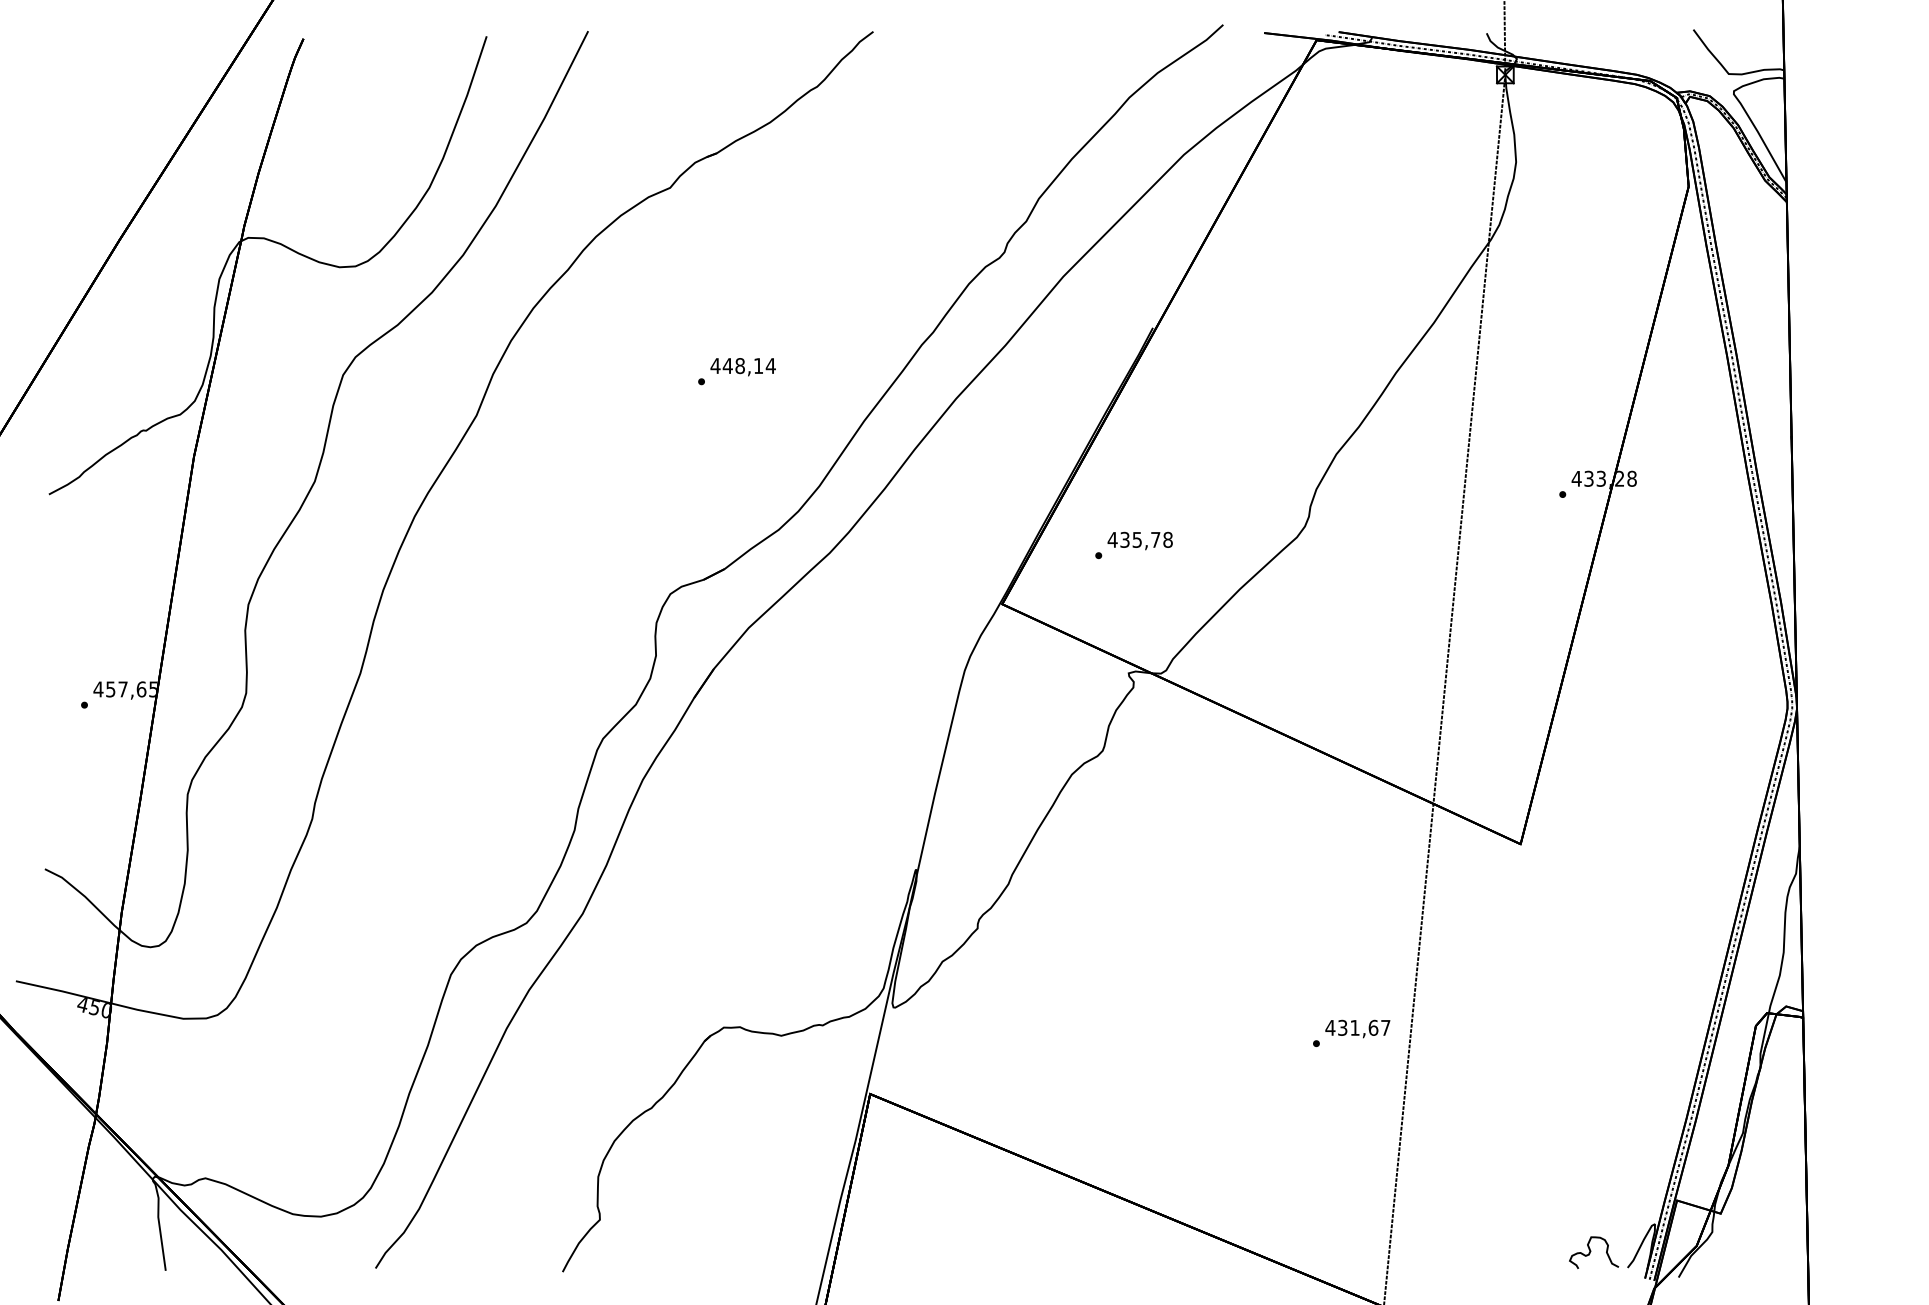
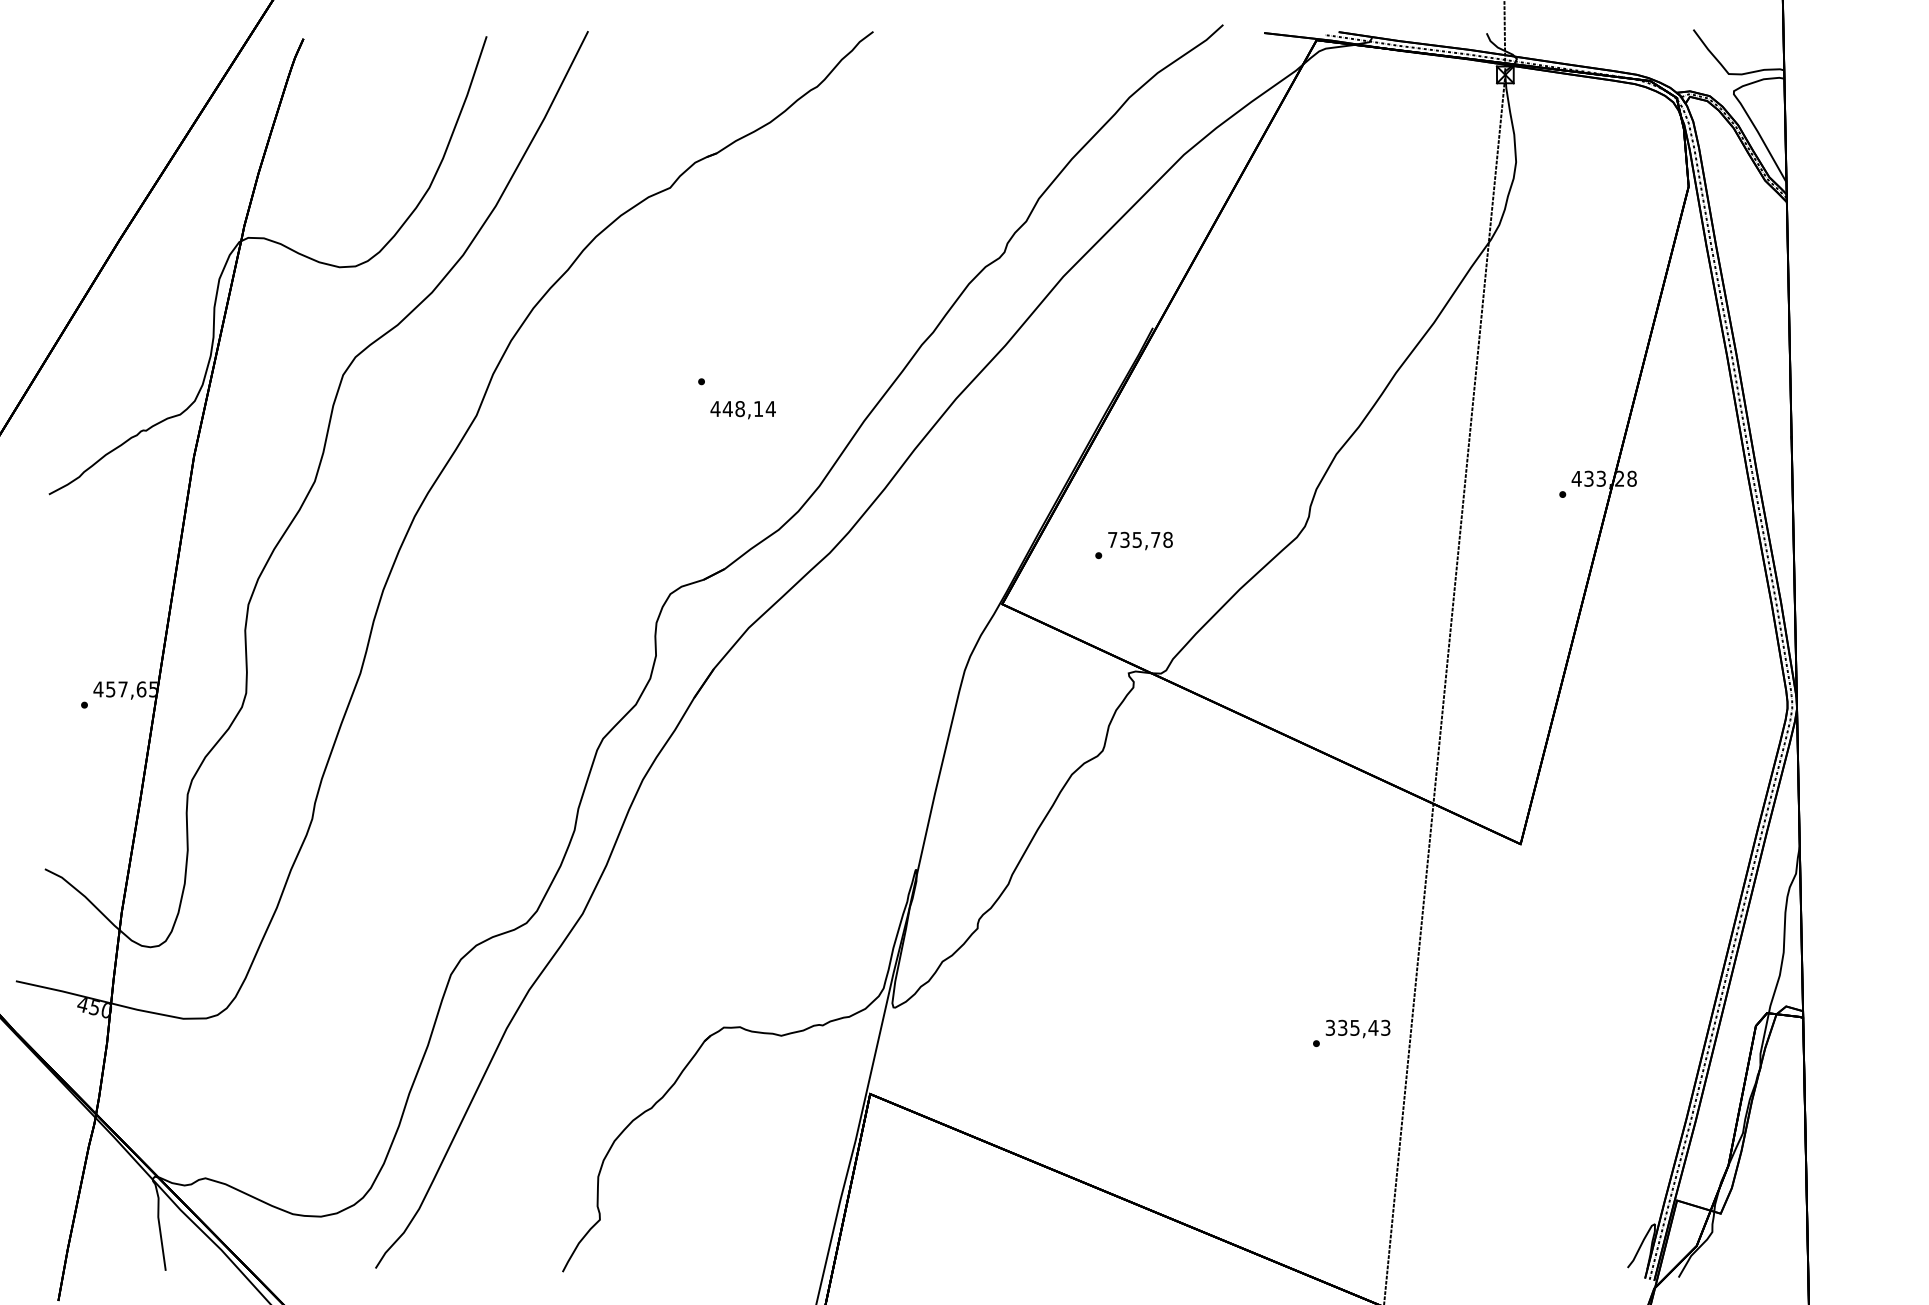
text position: (742, 367) -> (742, 410) (742, 410)
text: 435,78 -> 735,78 (1112, 539)
text: 431,67 -> 335,43 (1357, 1027)
curve: present -> none (1591, 1251)
